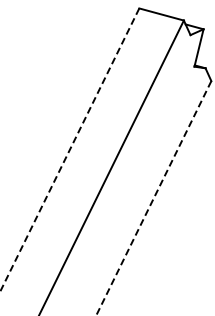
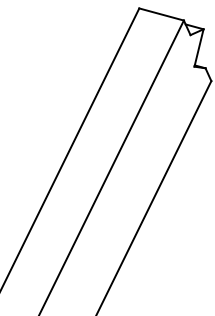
line: dashed -> solid (69, 150)
line: dashed -> solid (153, 198)
